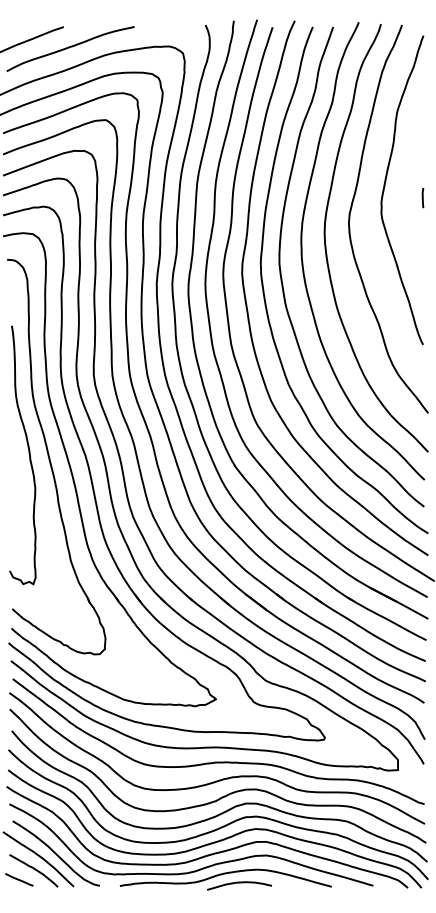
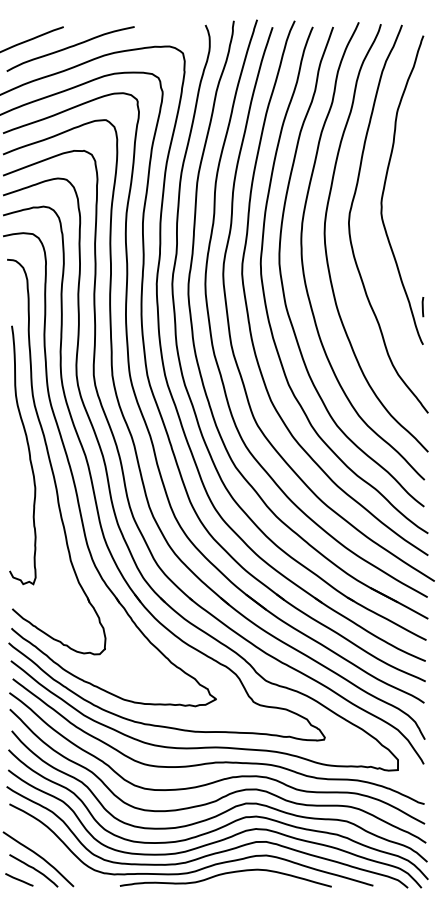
line position: (422, 198) -> (422, 307) (422, 307)
curve: present -> none (55, 853)
curve: present -> none (239, 883)
